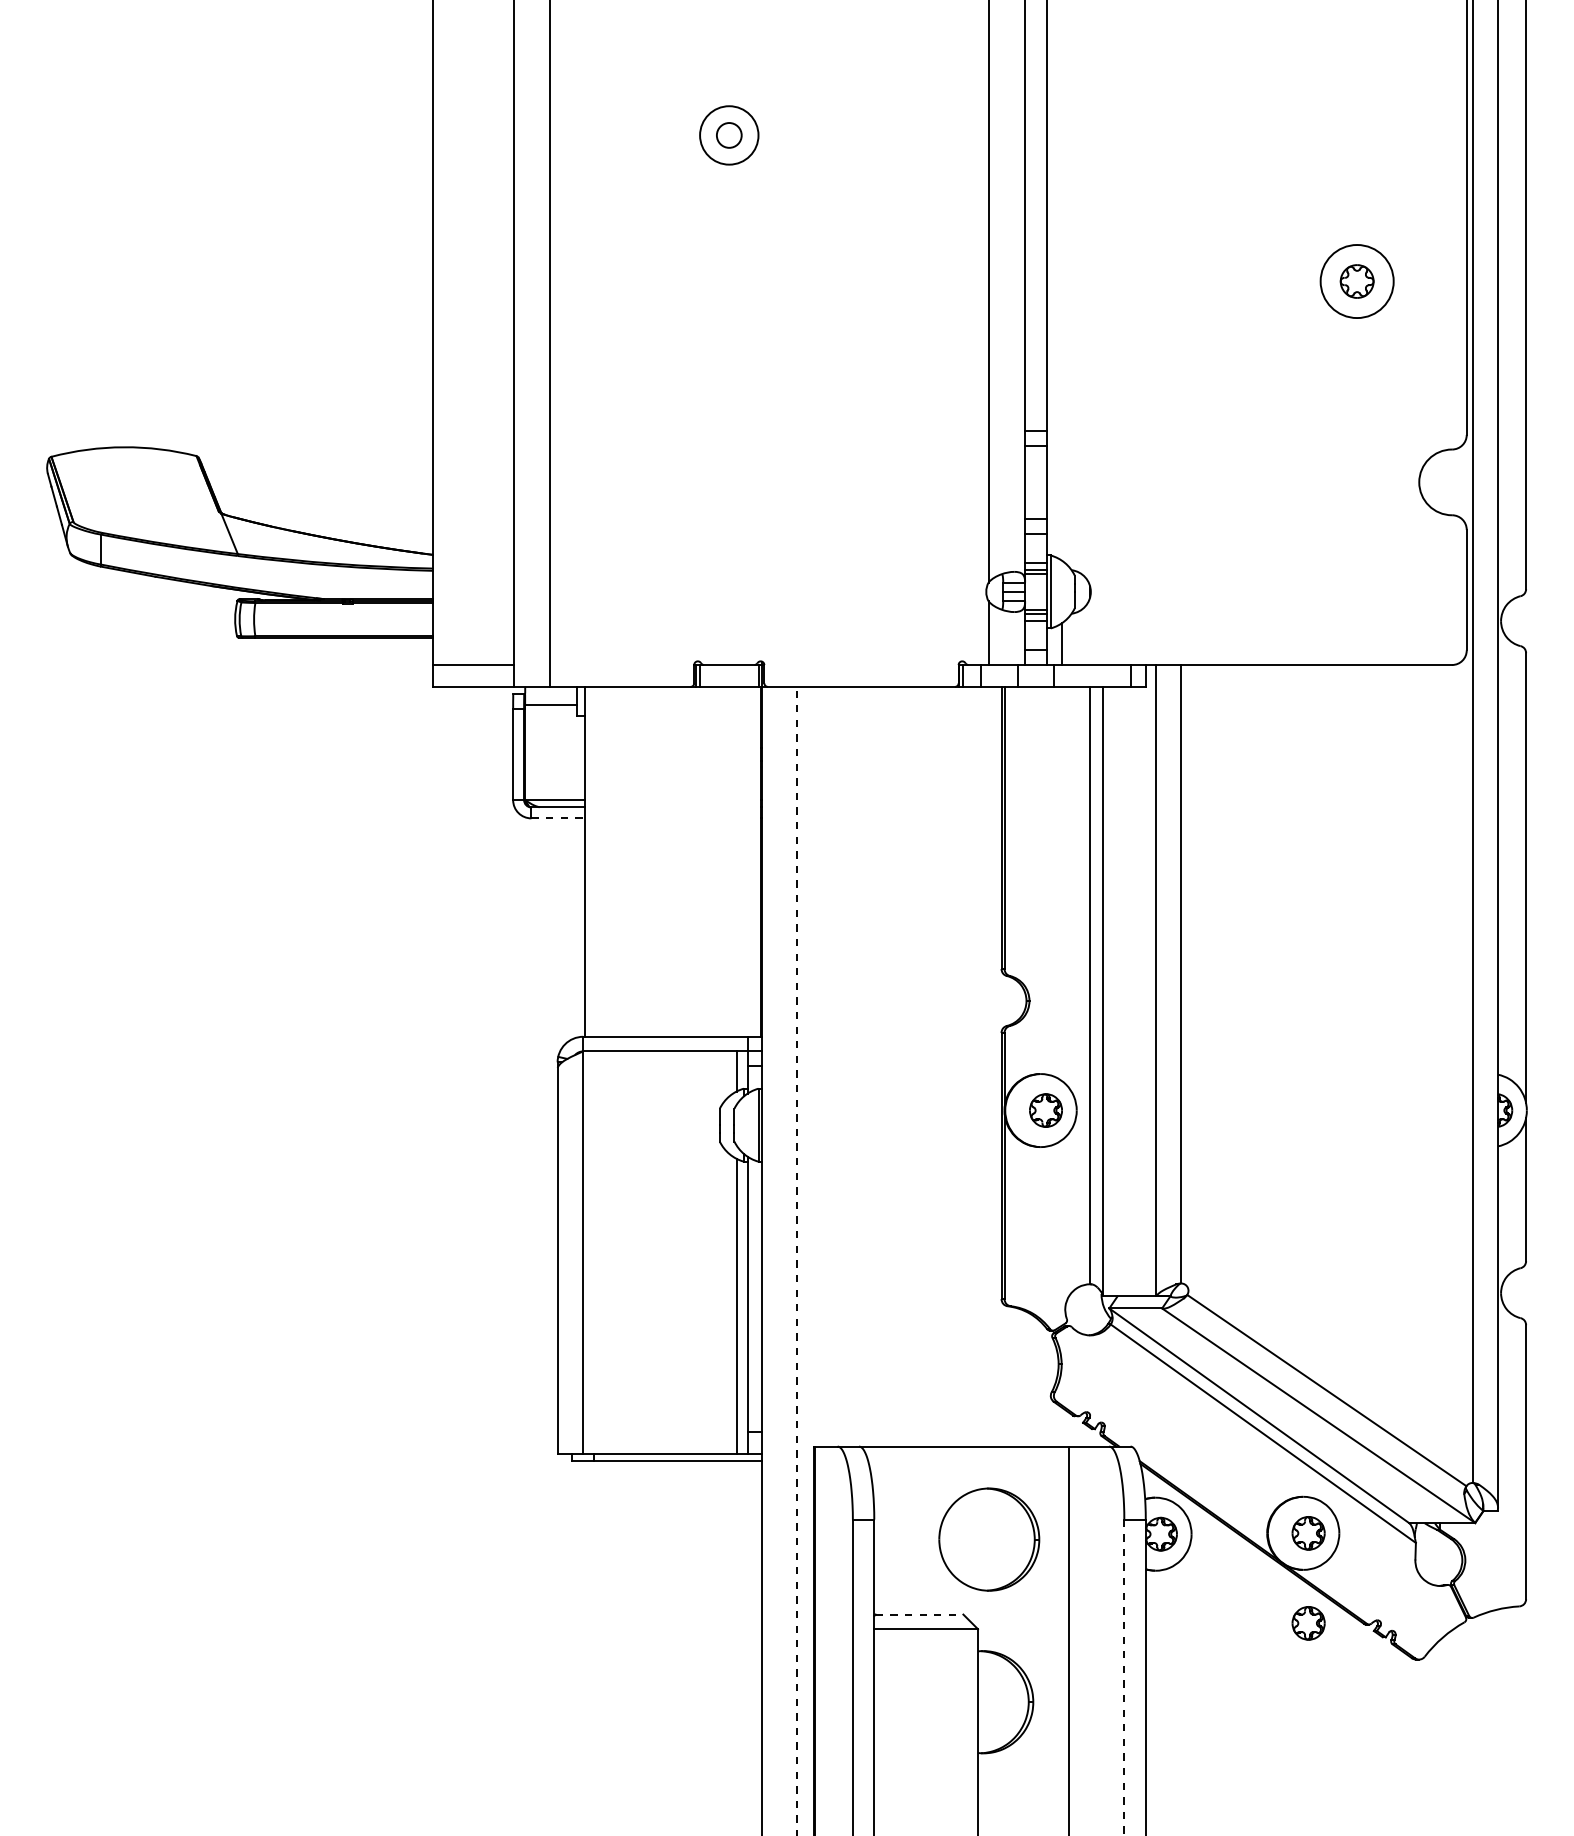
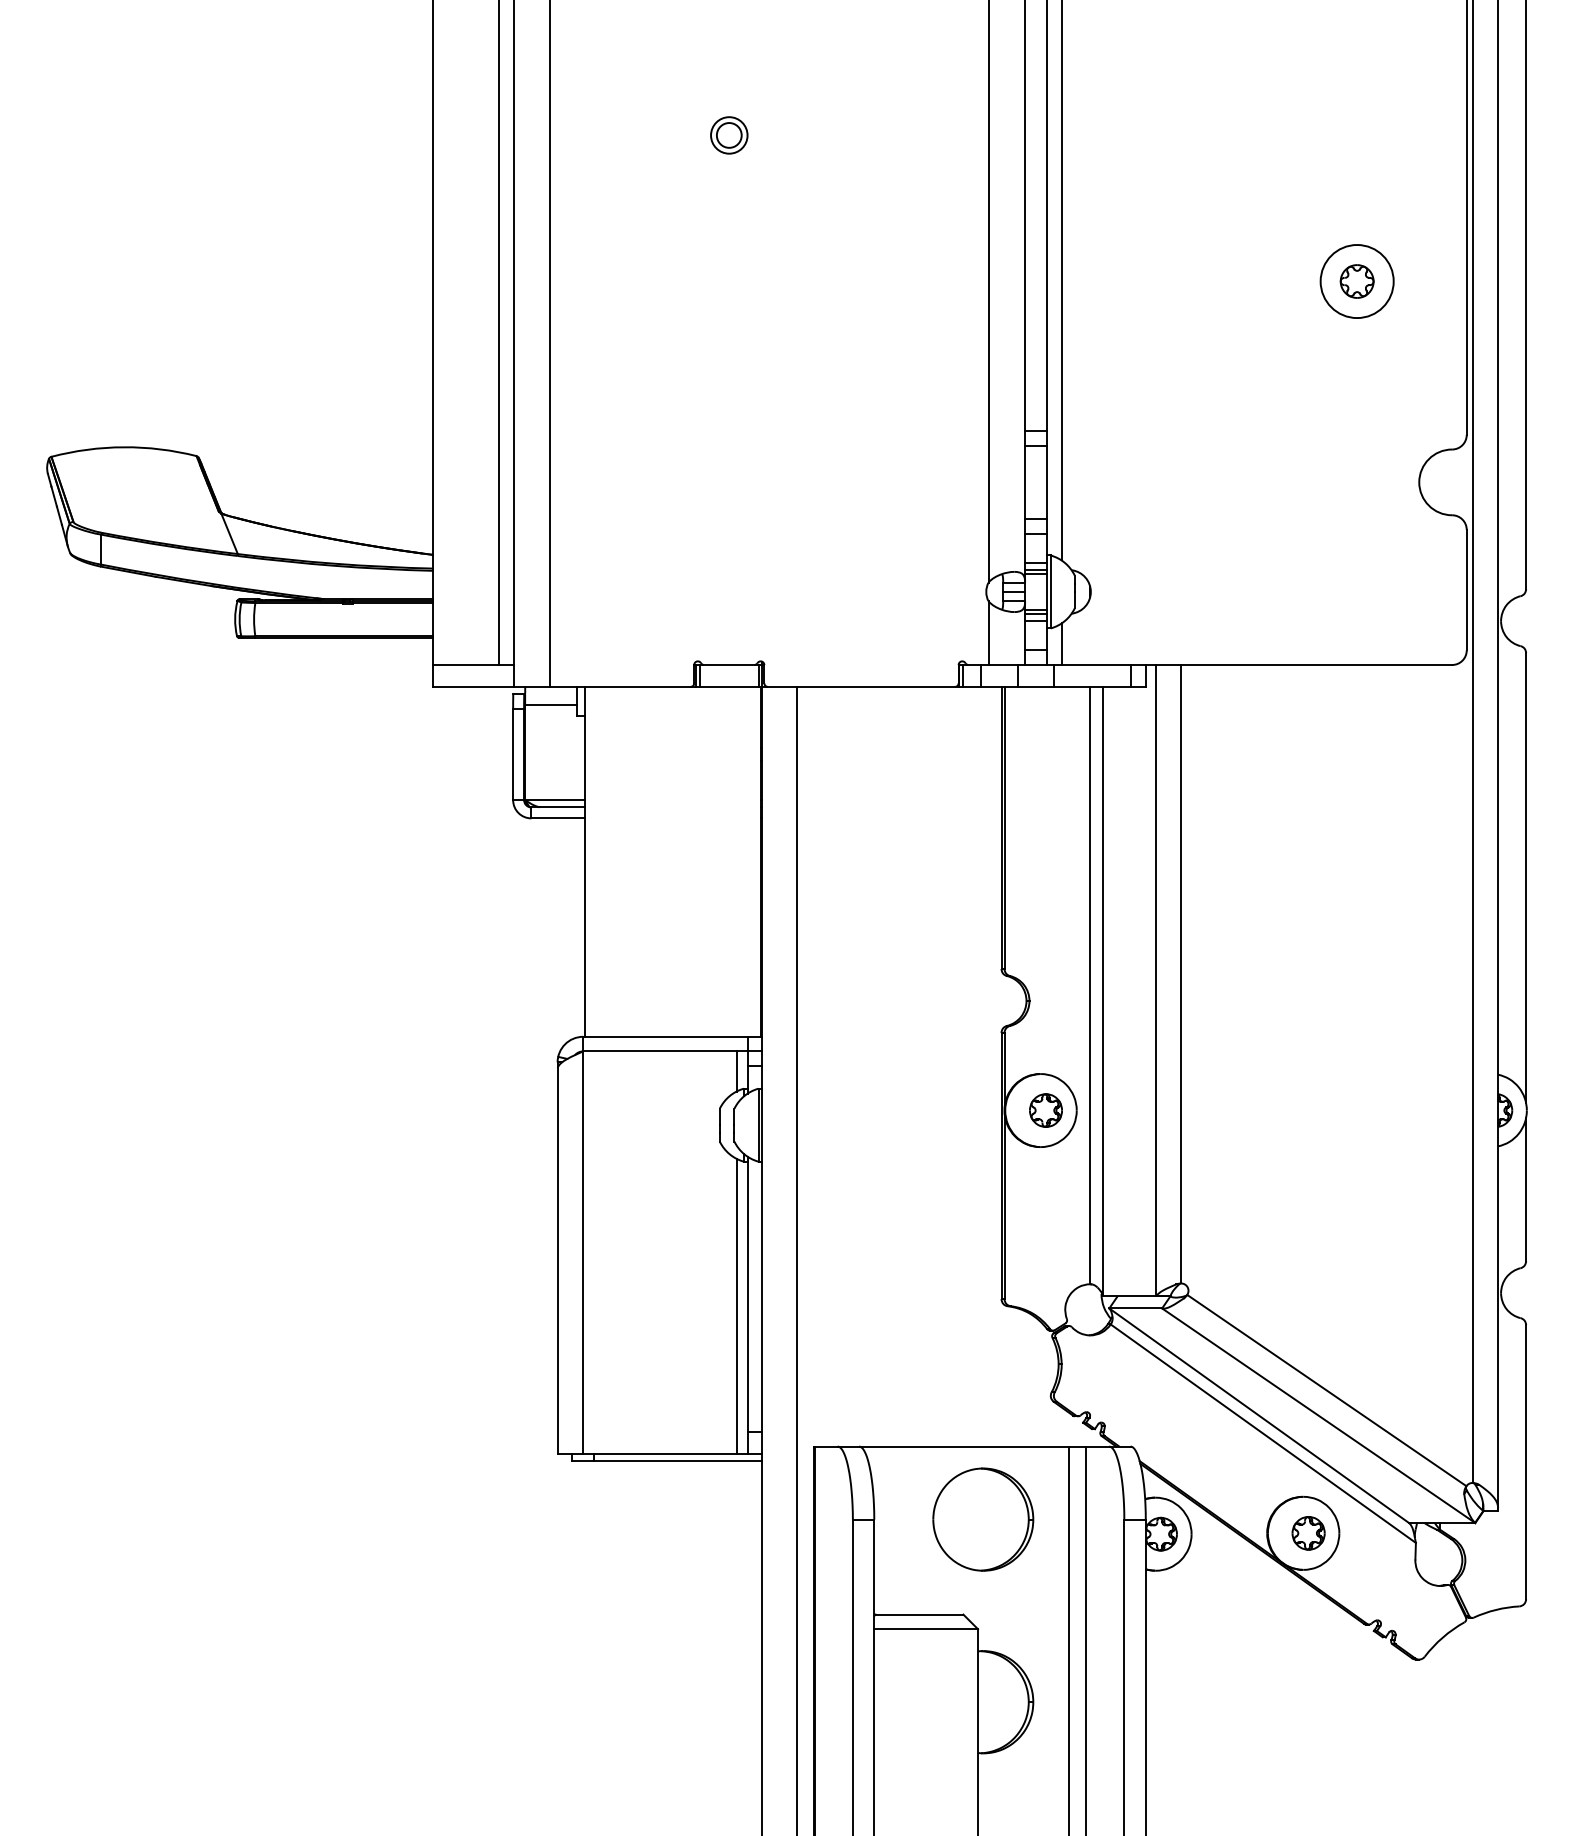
circle diameter: 58 px -> 37 px (729, 135)
line: none -> present (1061, 281)
line: none -> present (499, 333)
line: dashed -> solid (558, 818)
line: dashed -> solid (797, 1260)
part position: (989, 1539) -> (983, 1519) (983, 1519)
line: dashed -> solid (919, 1614)
part: present -> none (1308, 1623)
line: none -> present (1086, 1639)
line: dashed -> solid (1124, 1677)
